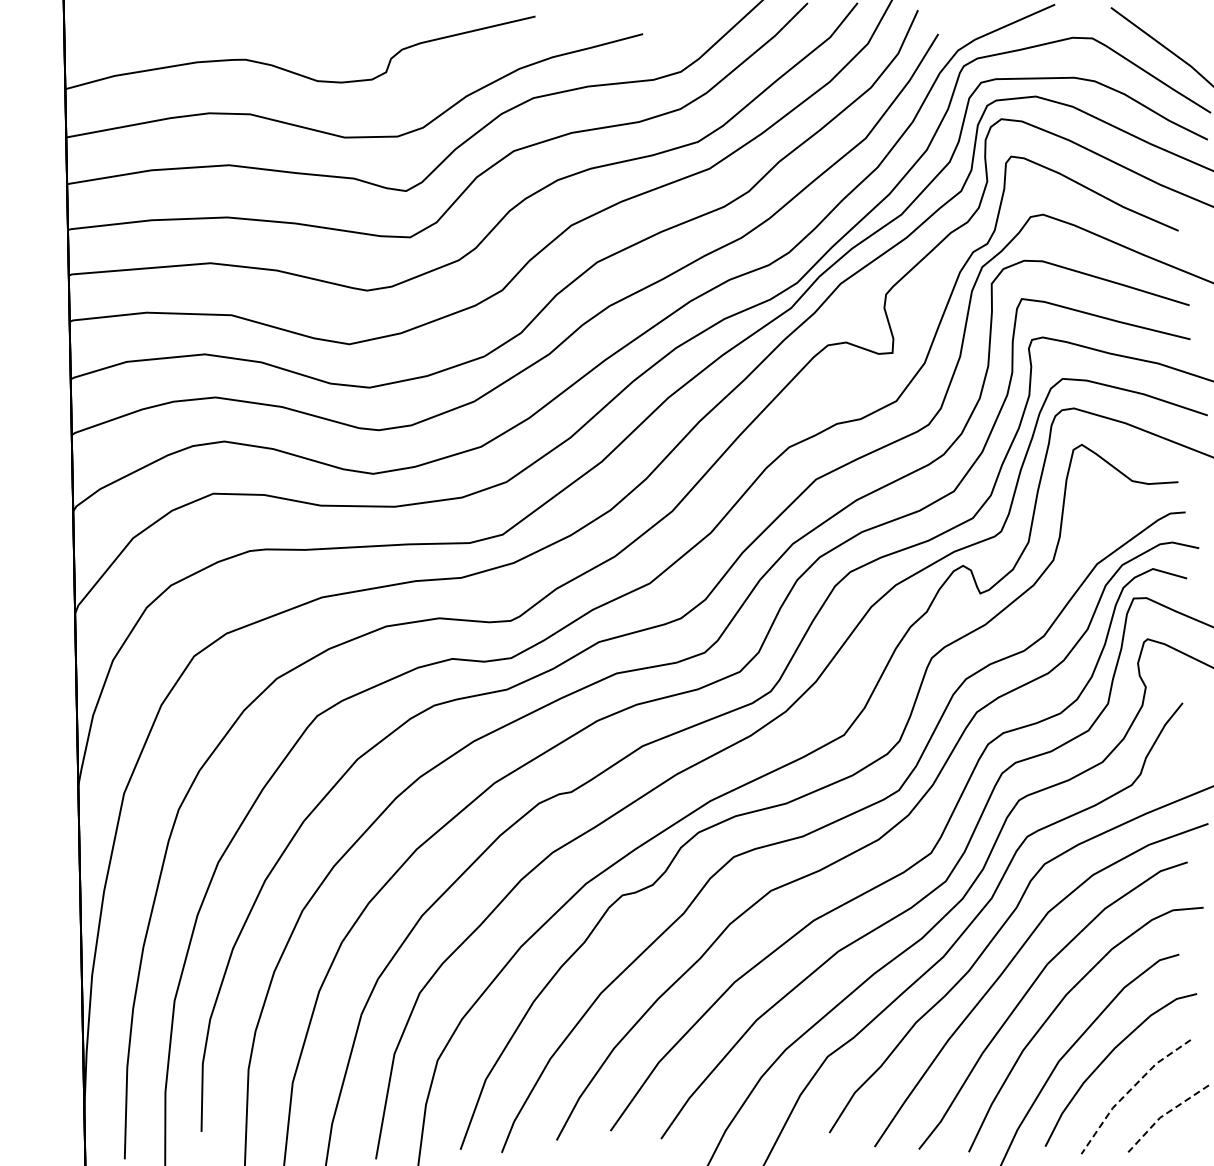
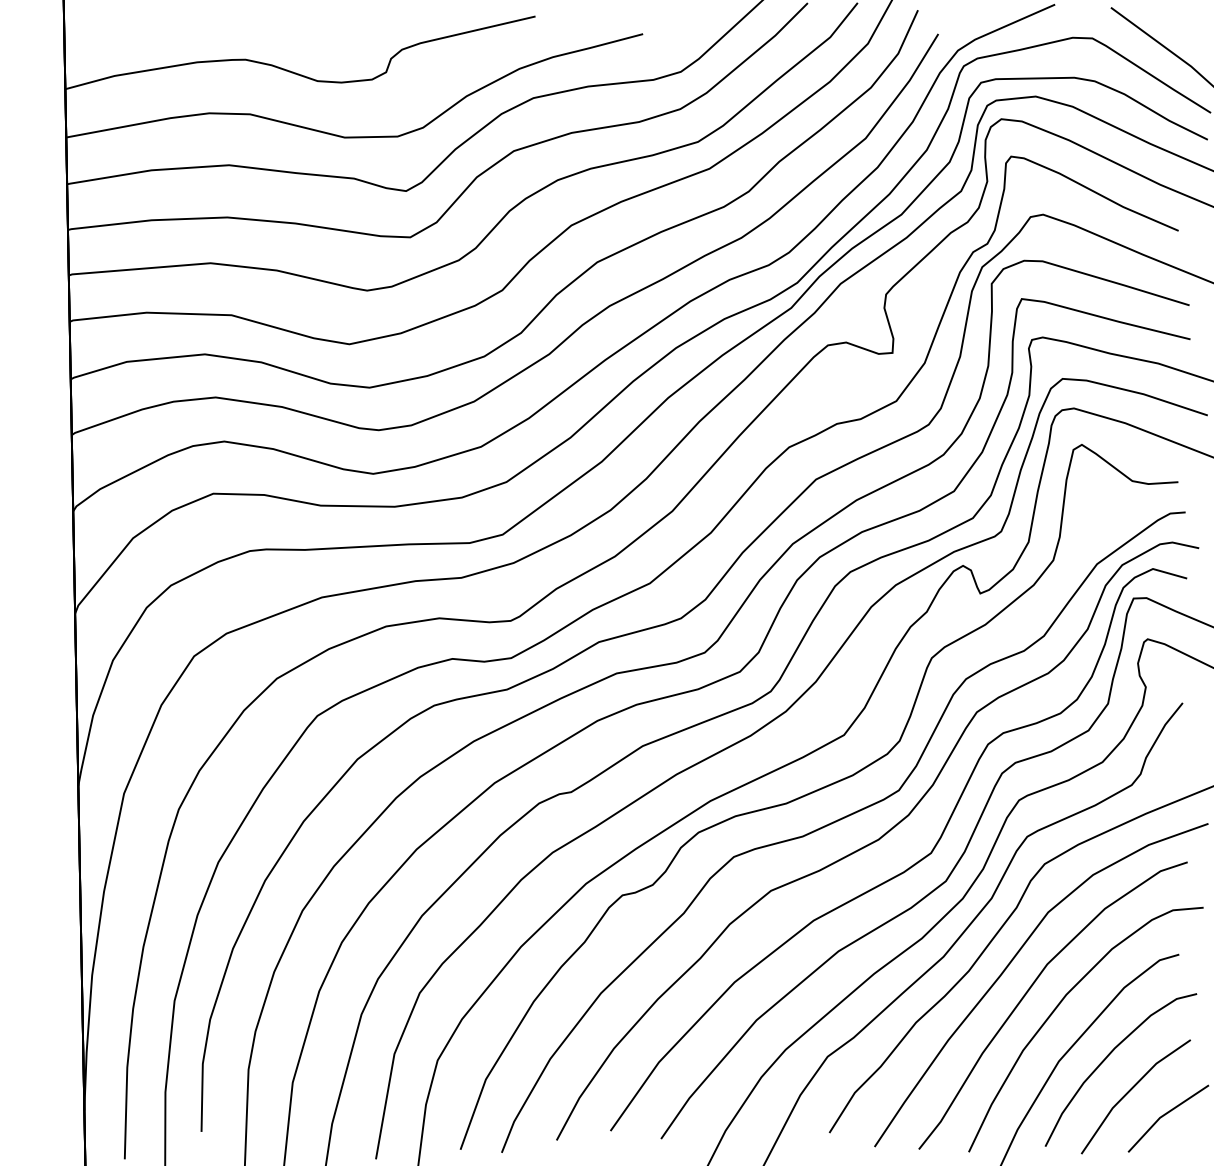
line: dashed -> solid (1129, 1091)
line: dashed -> solid (1164, 1115)
